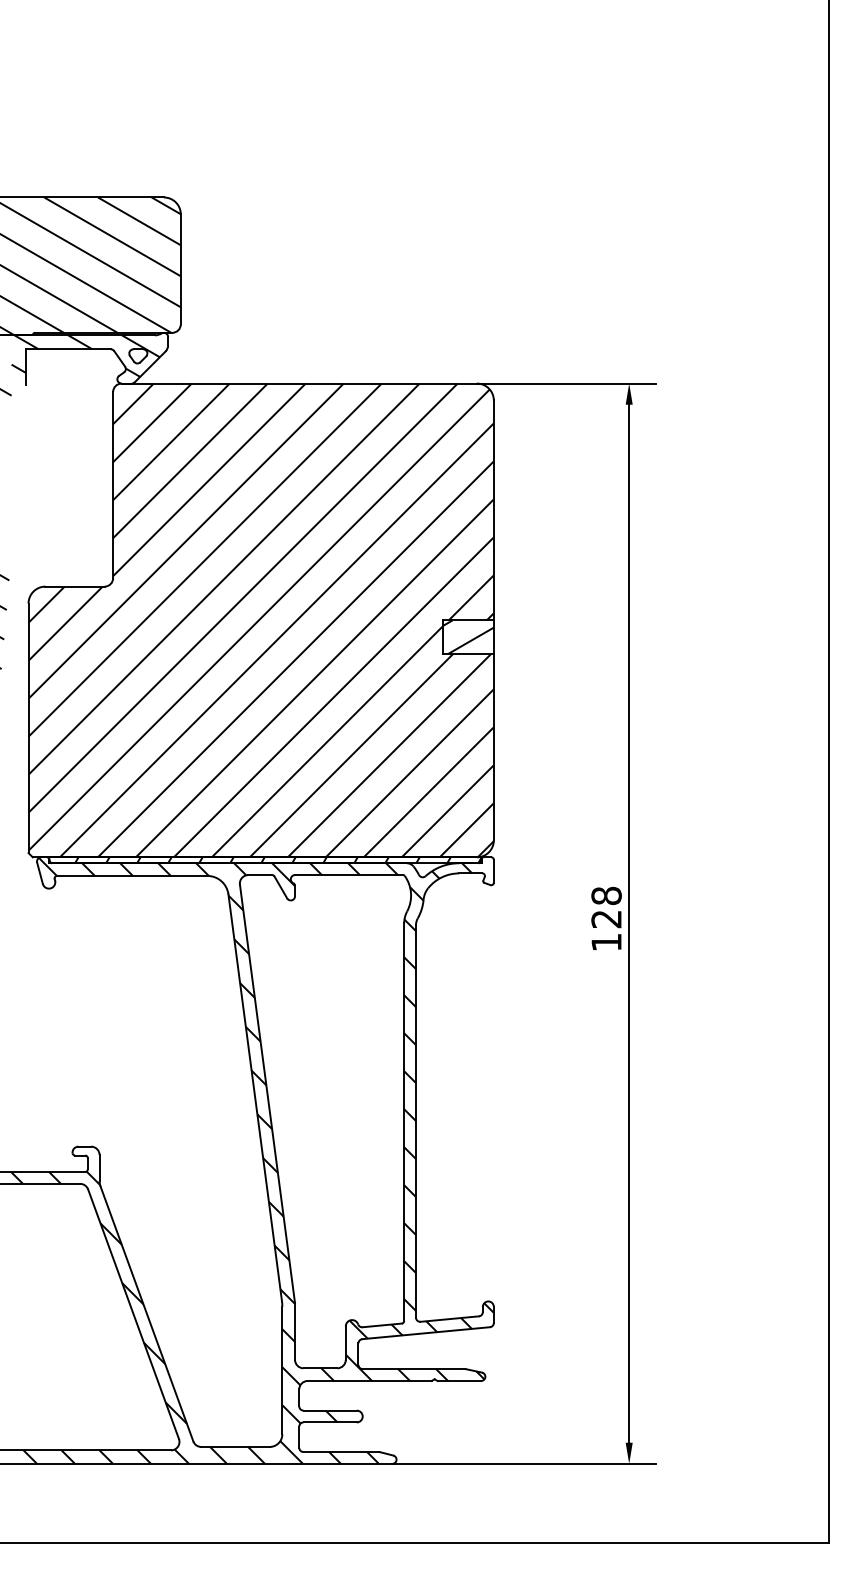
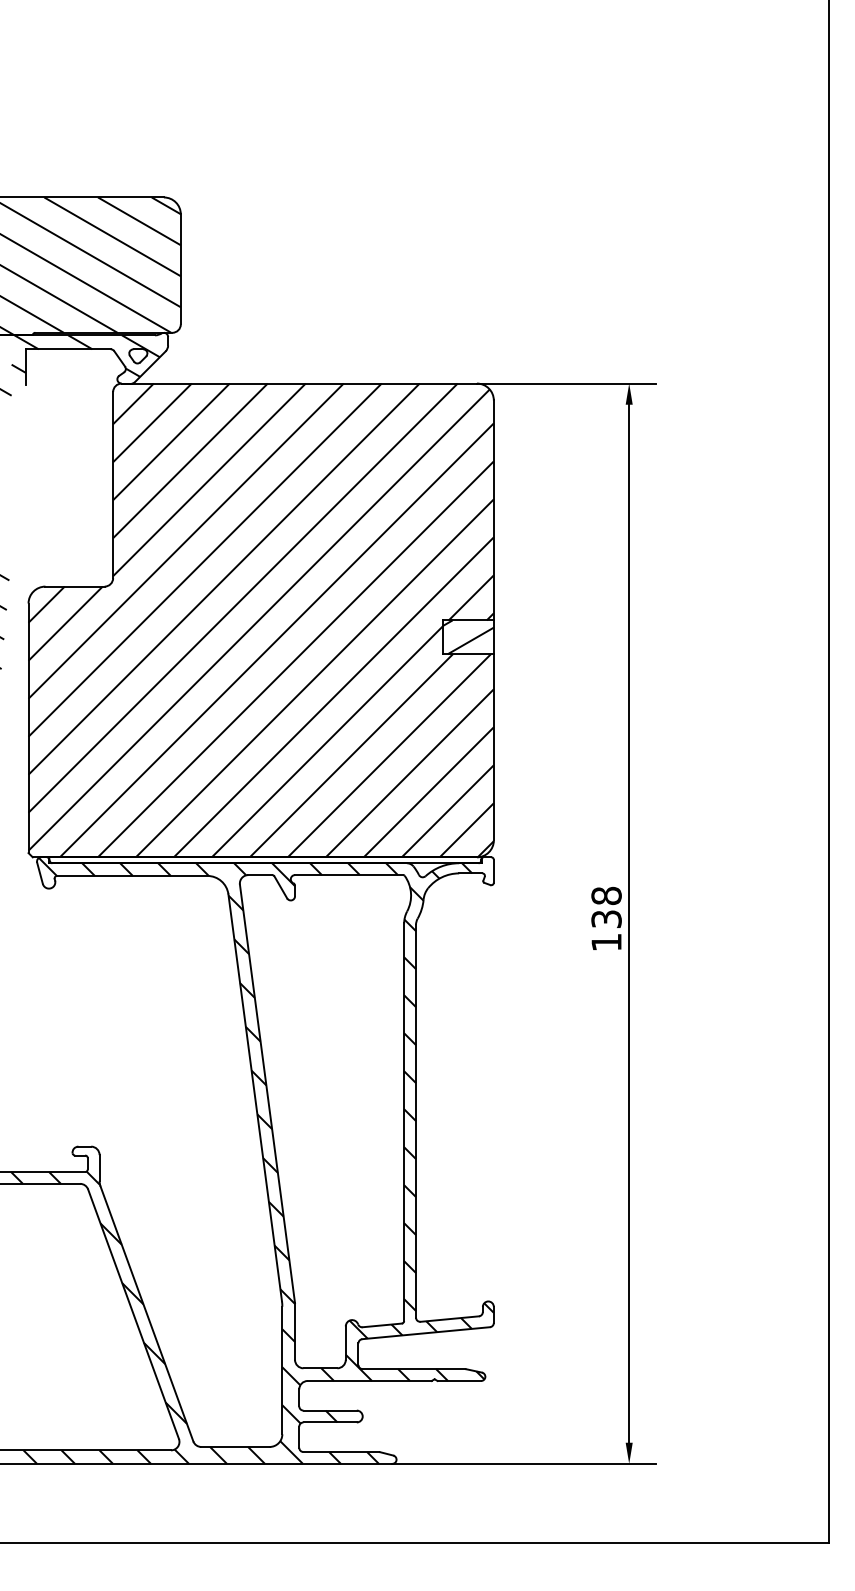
hatch: present -> none (278, 860)
text: 128 -> 138 (606, 919)
